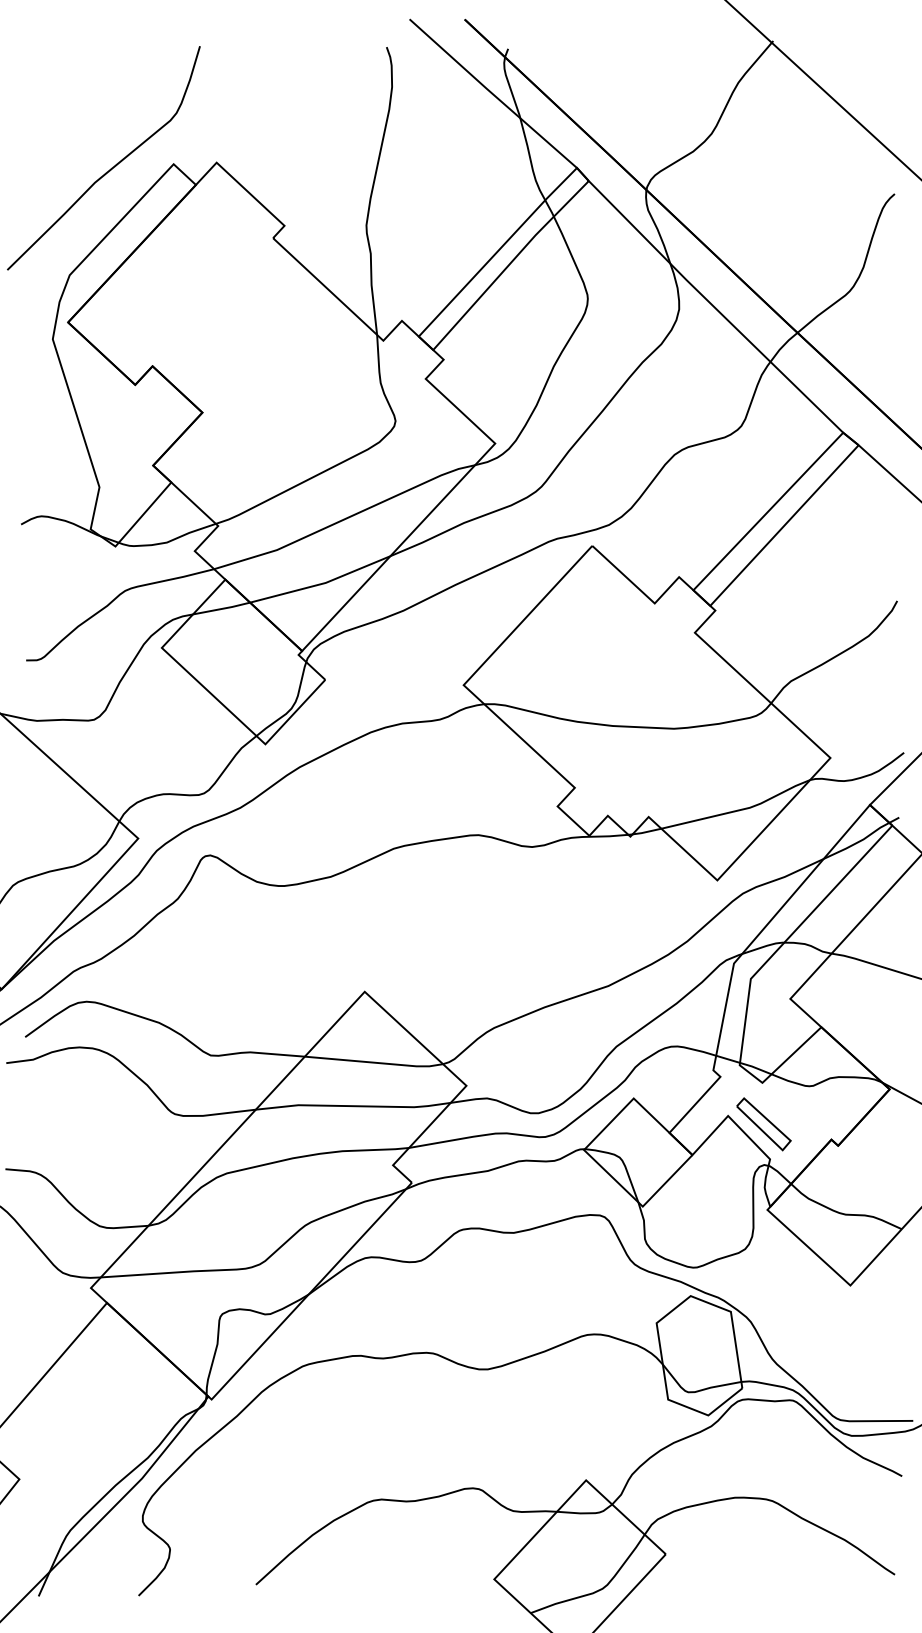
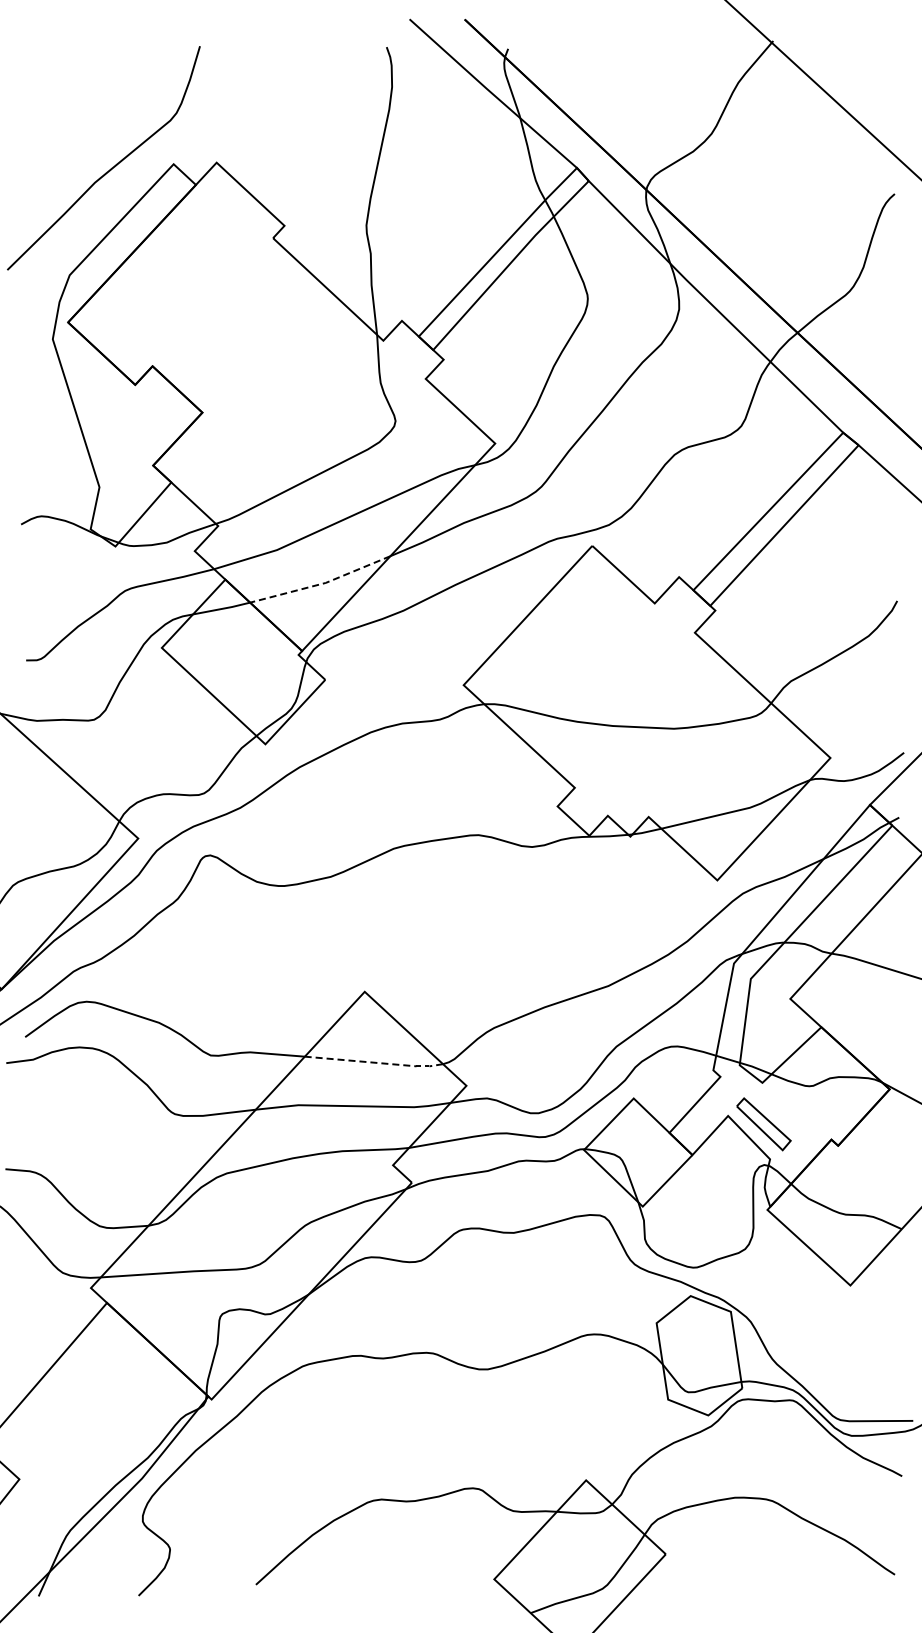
line: solid -> dashed (321, 583)
line: solid -> dashed (375, 1062)
